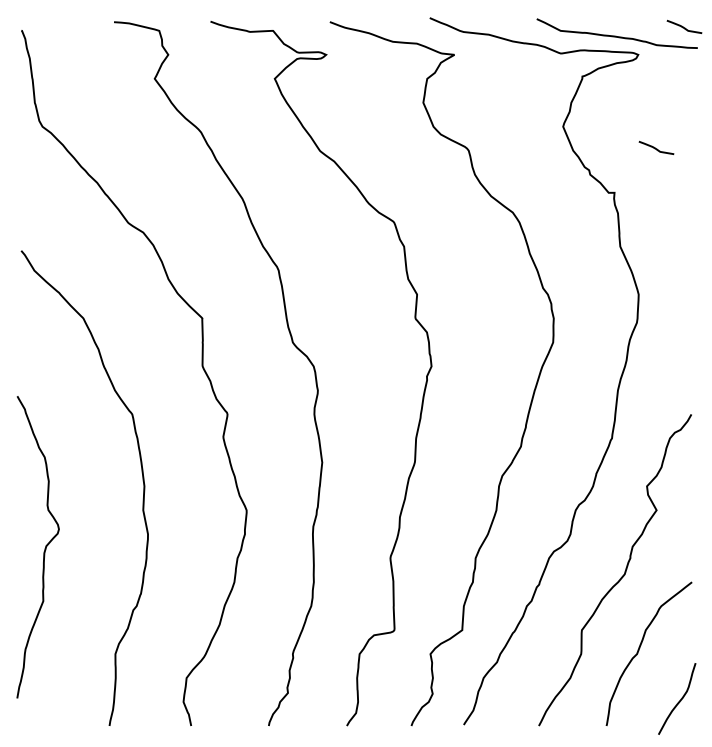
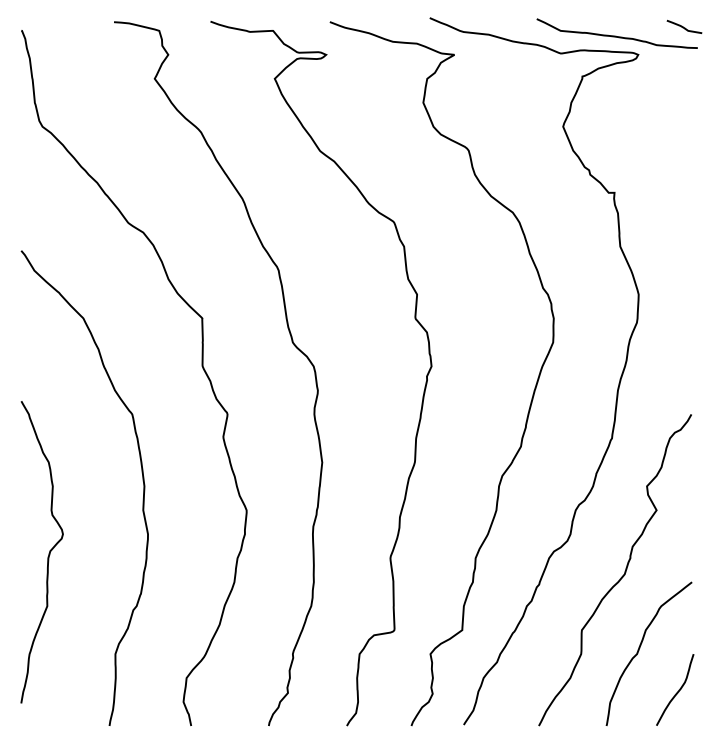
curve: present -> none (655, 147)
curve position: (44, 548) -> (48, 553) (48, 553)
curve position: (679, 700) -> (677, 691) (677, 691)
